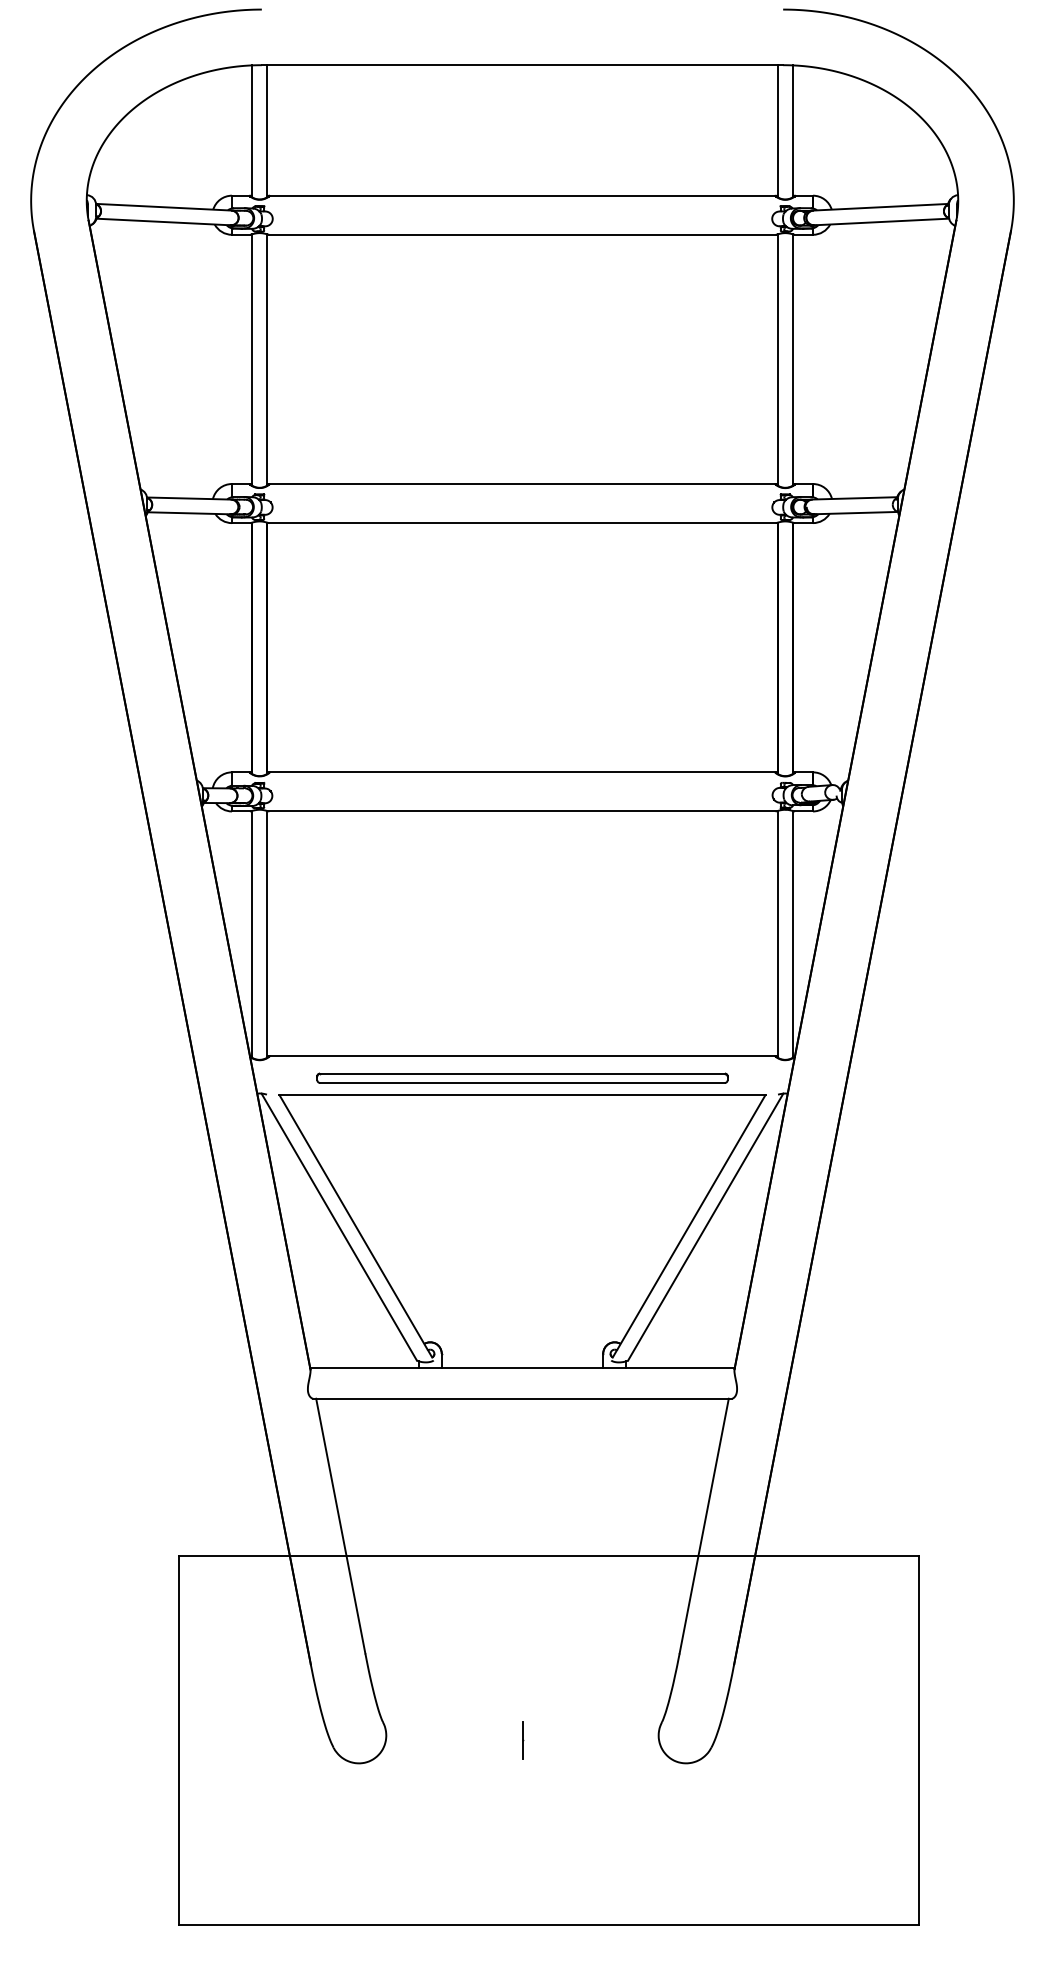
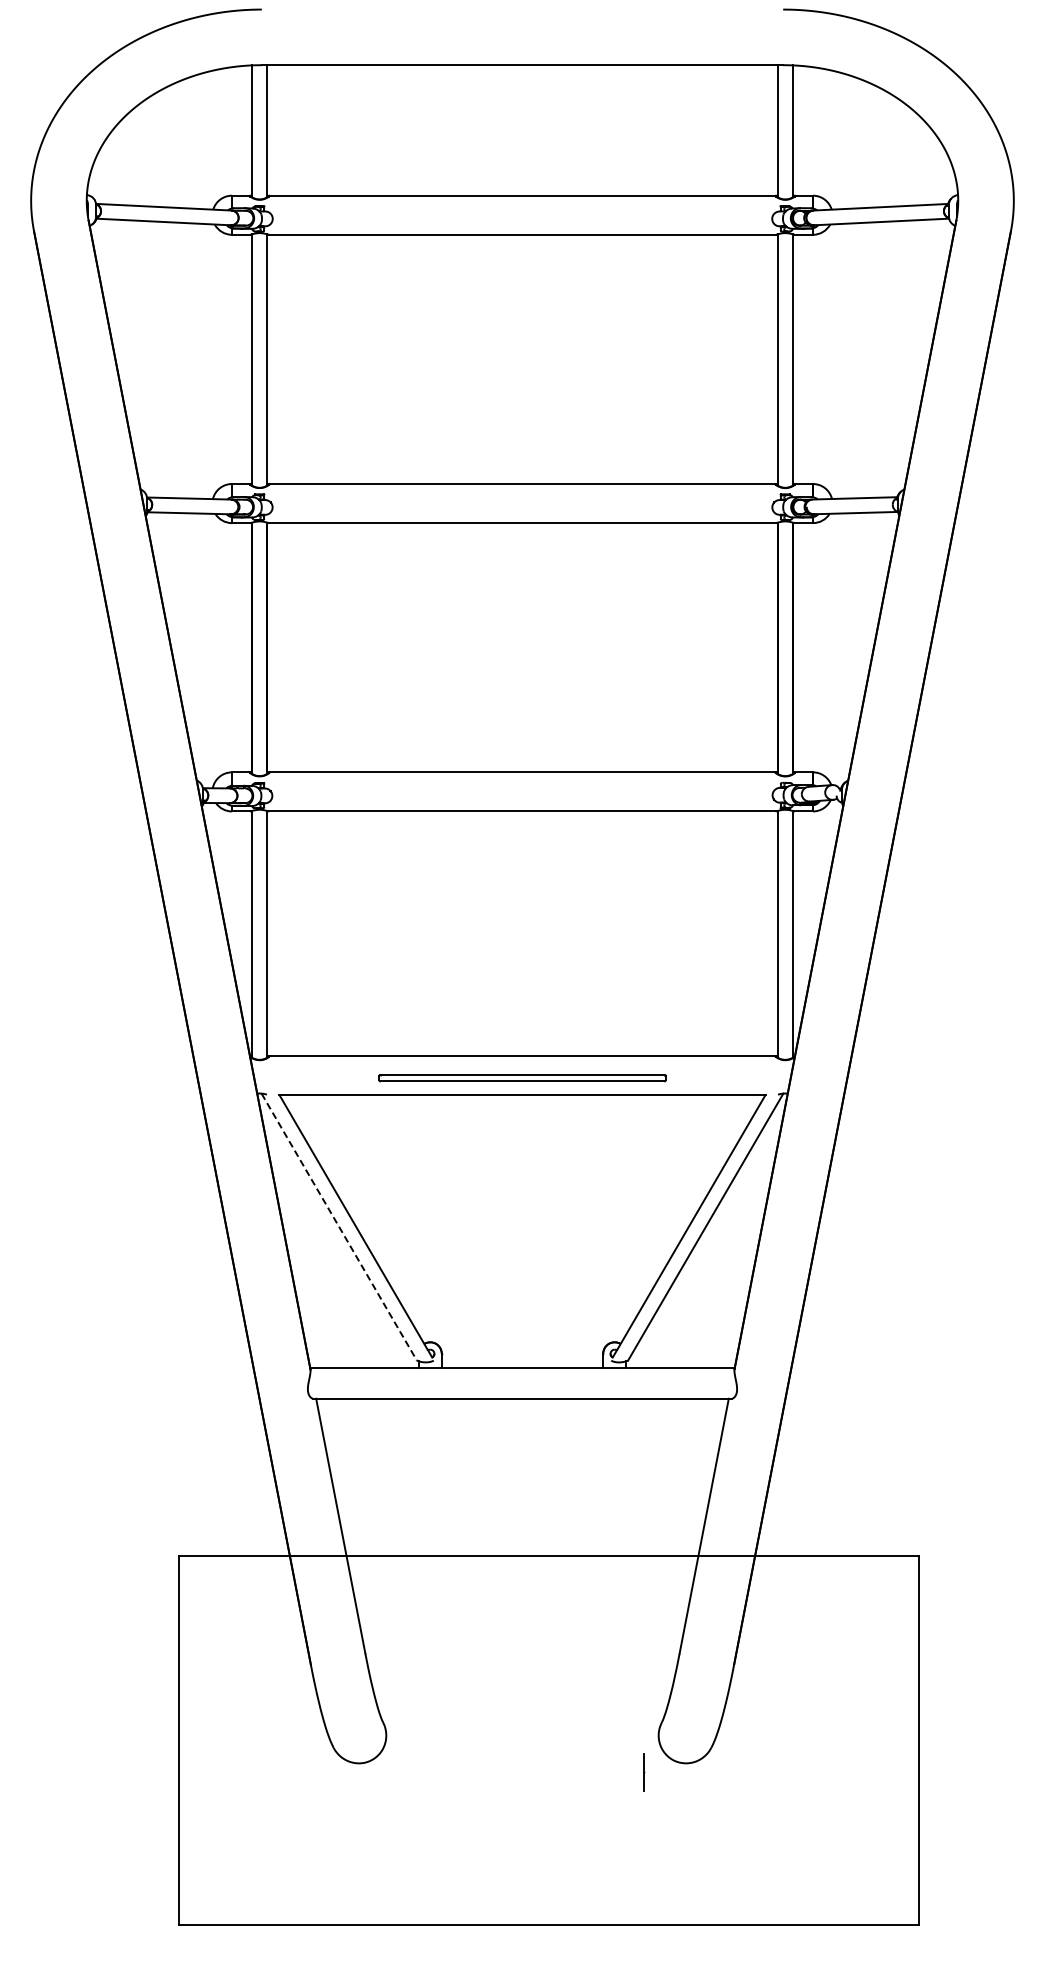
part size: 413x12 px -> 289x9 px (522, 1078)
line: solid -> dashed (339, 1227)
line position: (523, 1740) -> (644, 1772) (644, 1772)
